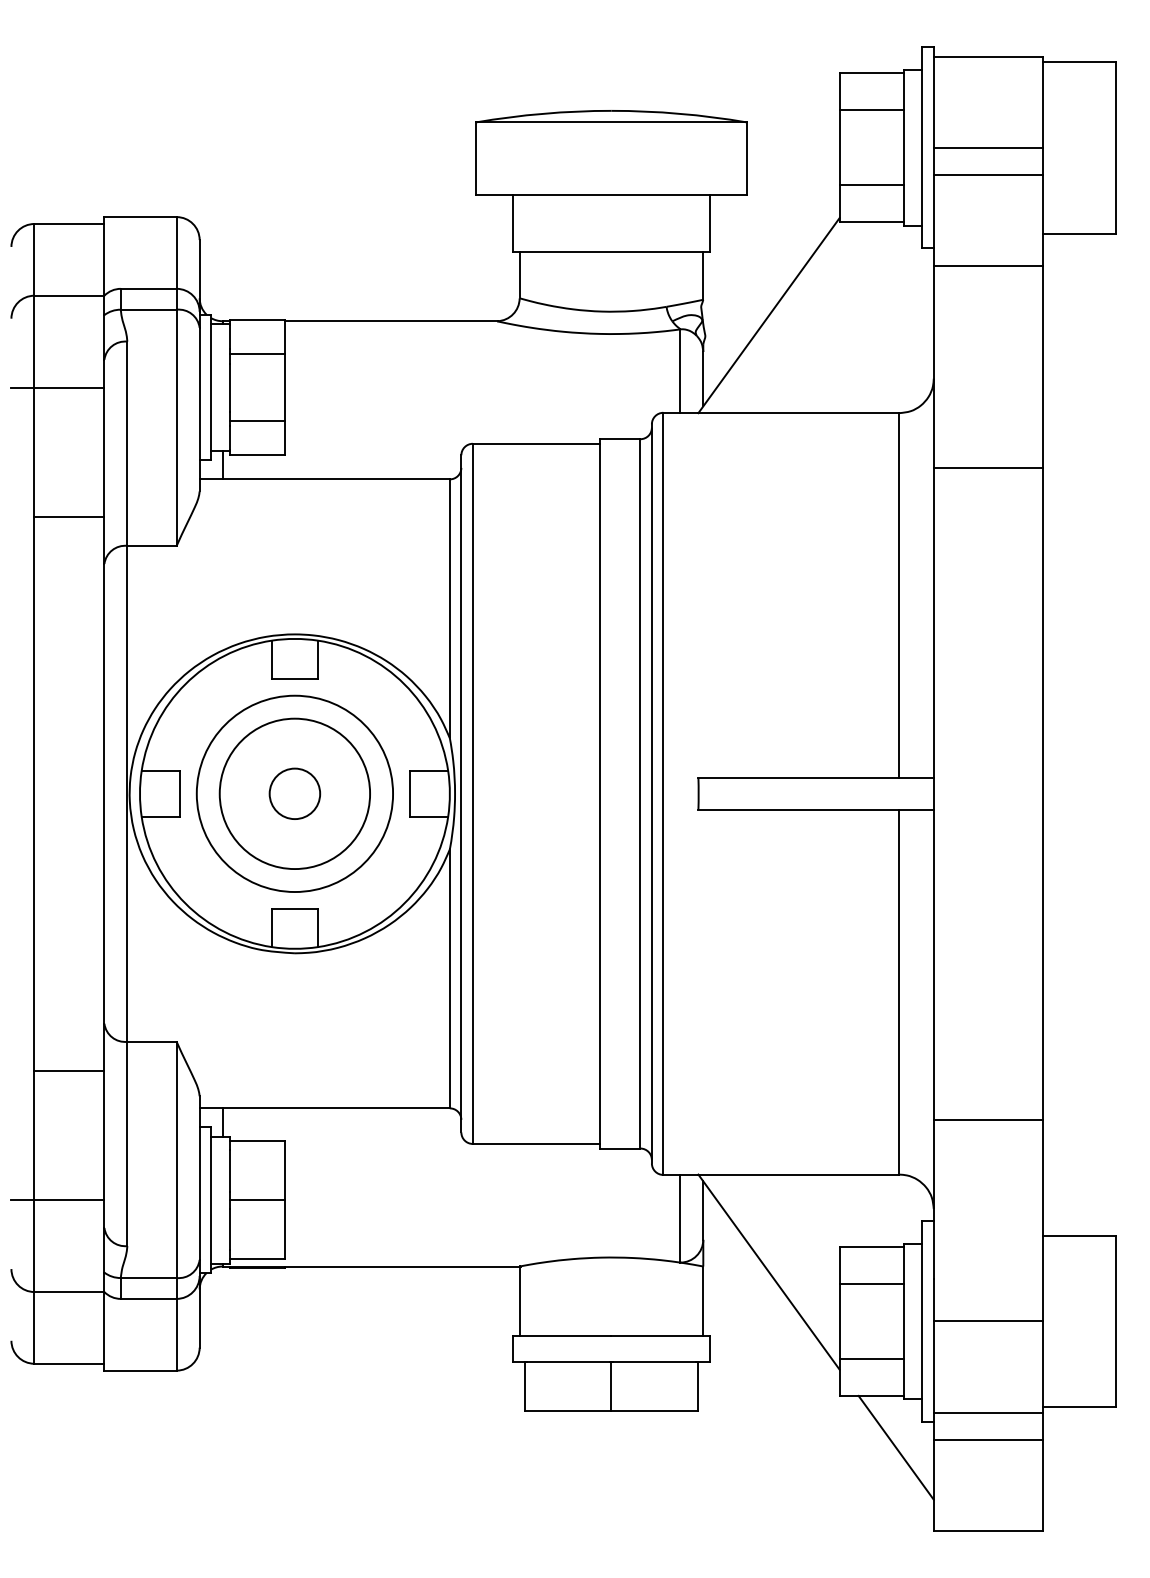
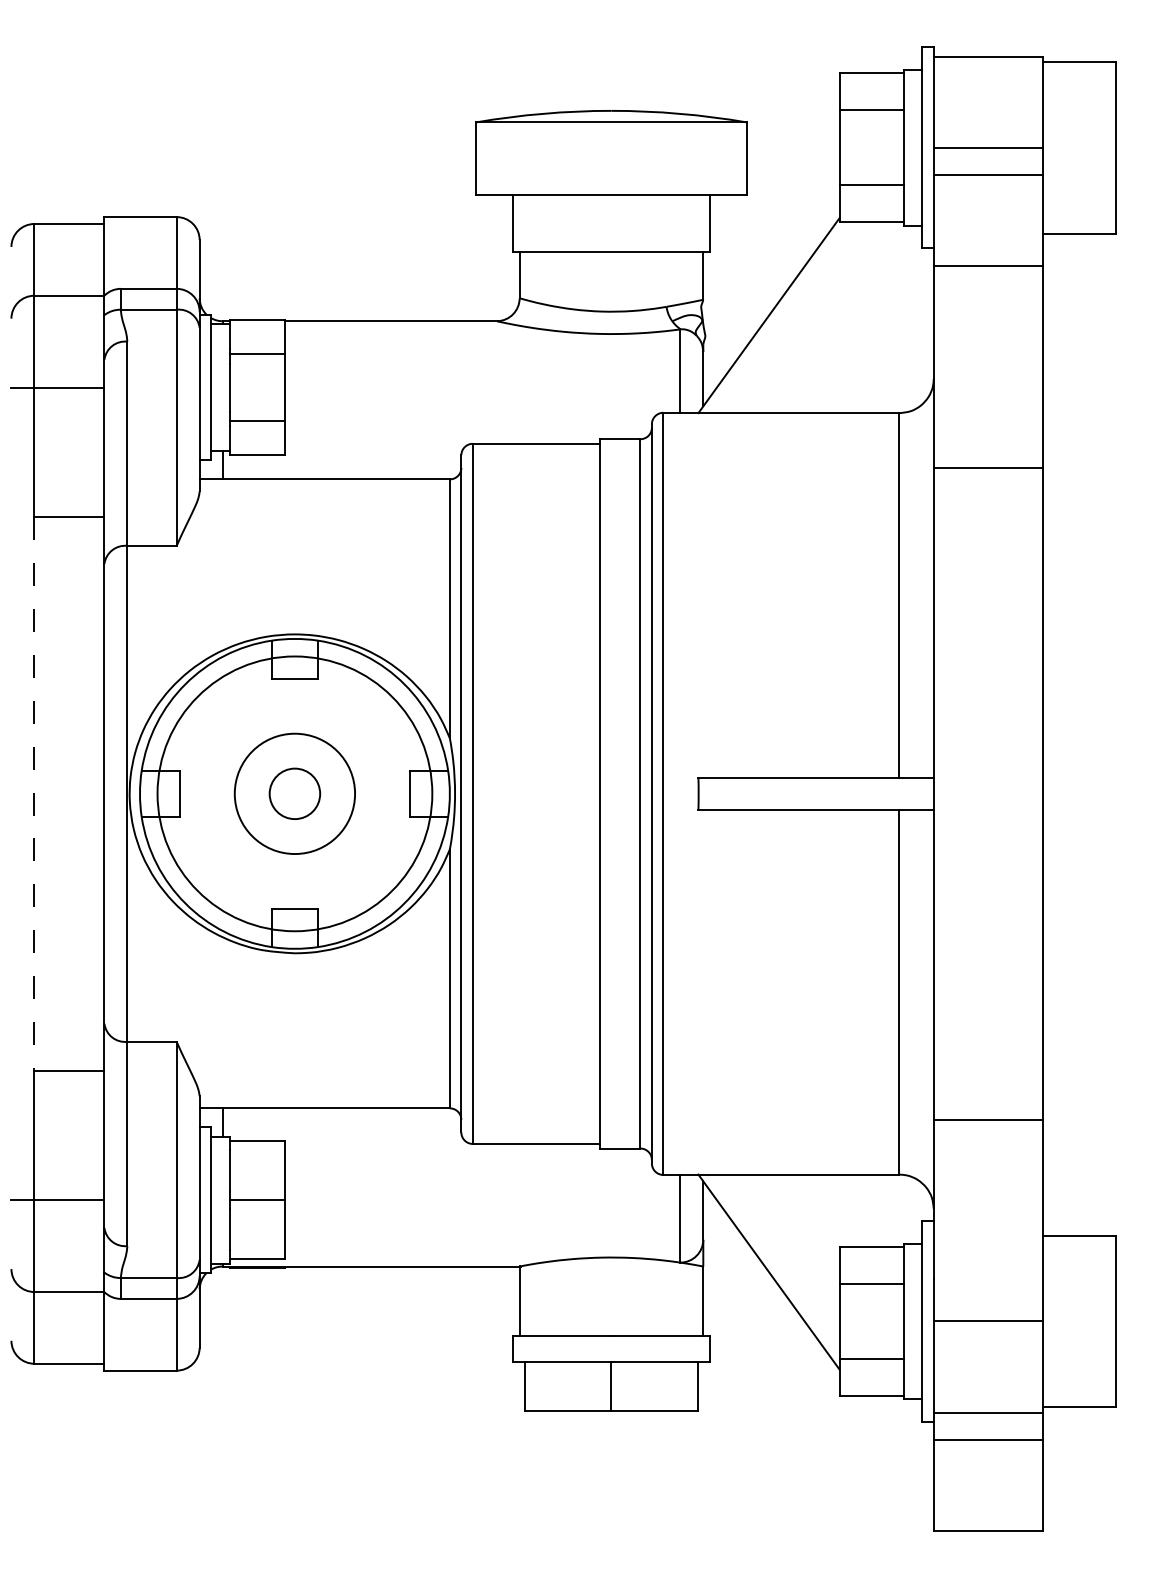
line: solid -> dashed (34, 793)
circle diameter: 150 px -> 120 px (294, 793)
circle diameter: 196 px -> 275 px (294, 793)
line: present -> none (895, 1447)
